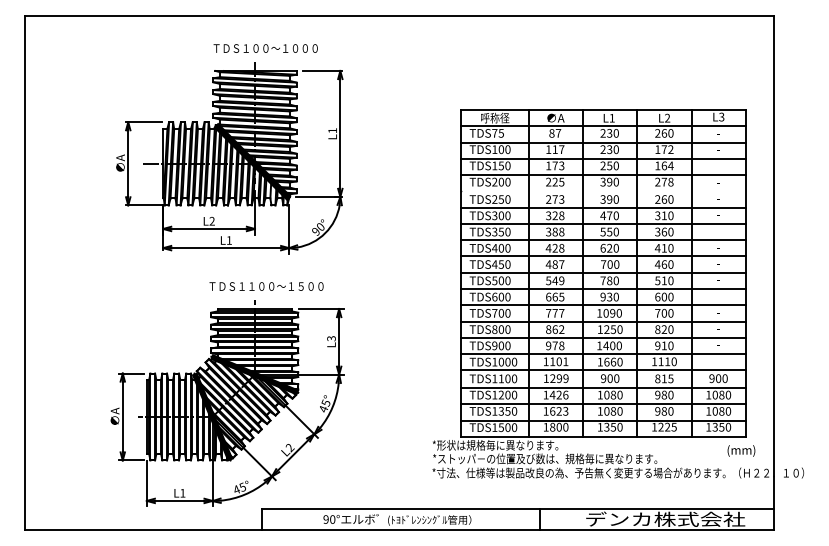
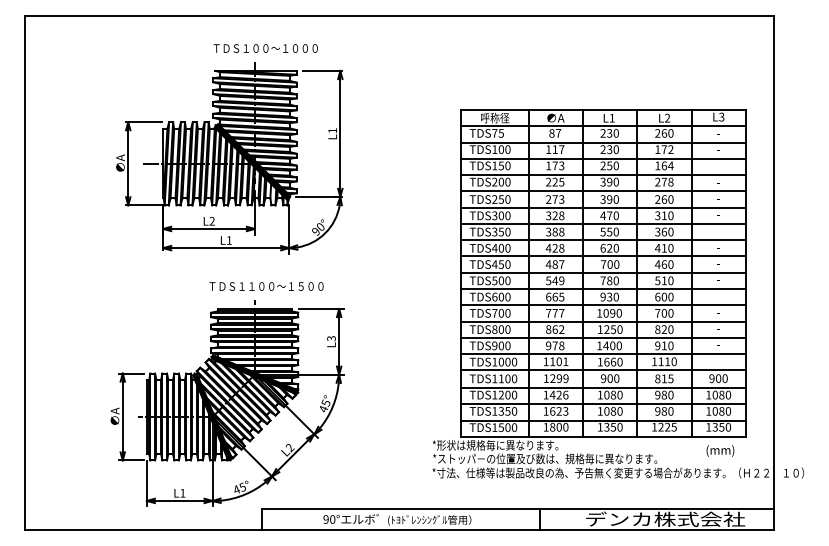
line: none -> present (603, 191)
text position: (741, 450) -> (720, 450) (720, 450)
